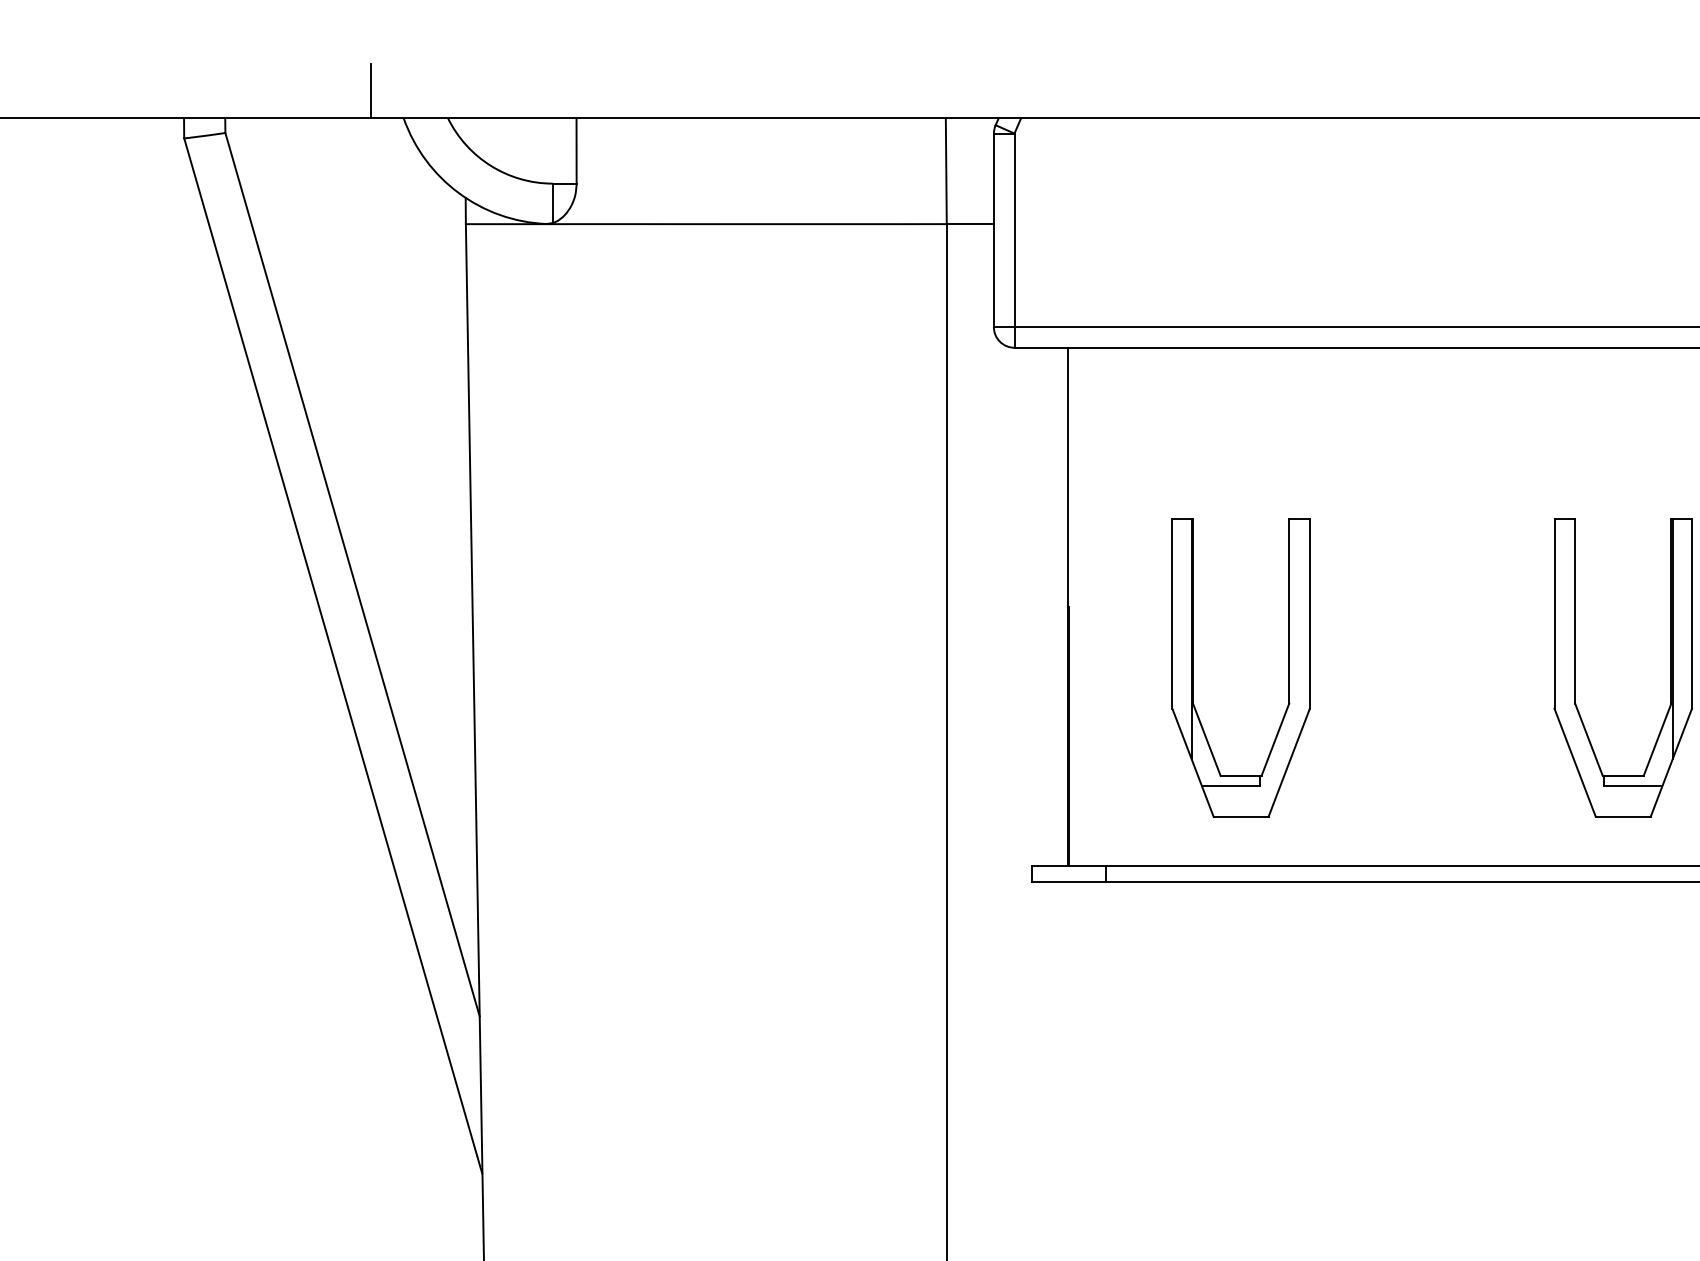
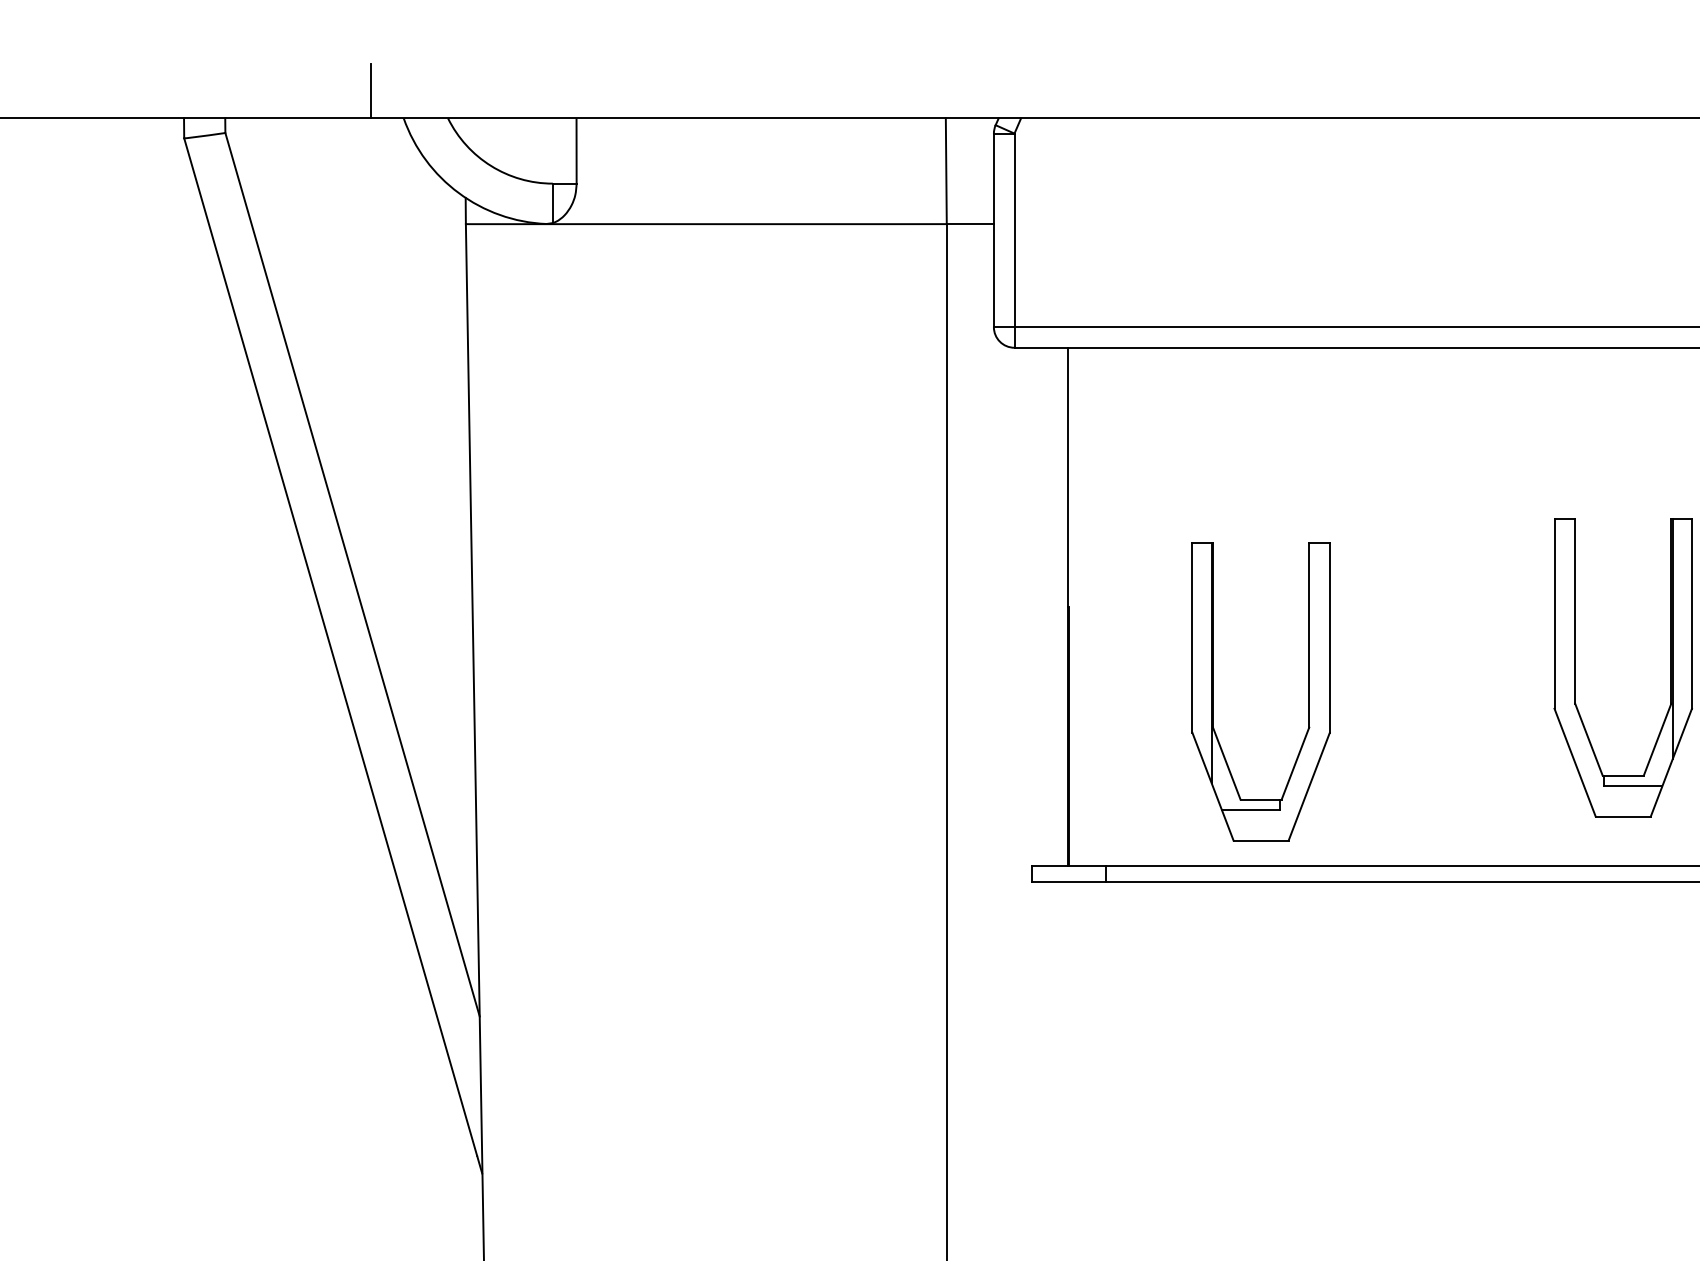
part position: (1193, 667) -> (1213, 691) (1213, 691)
